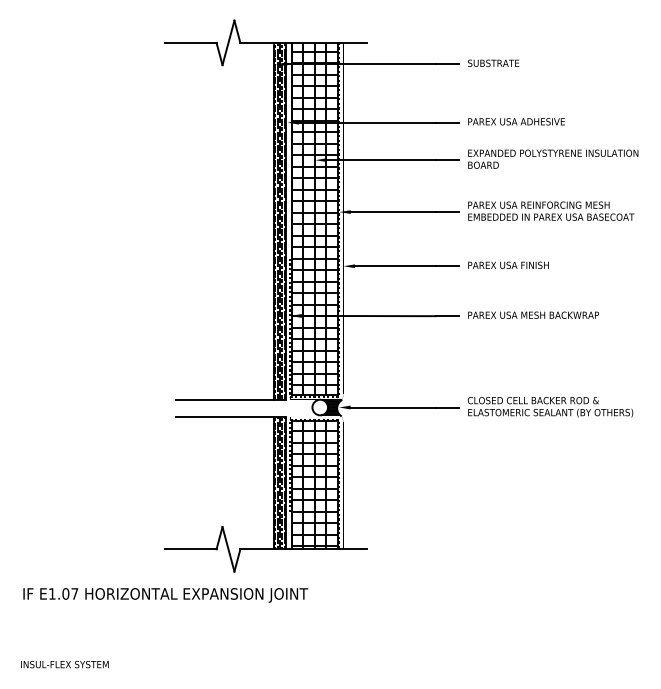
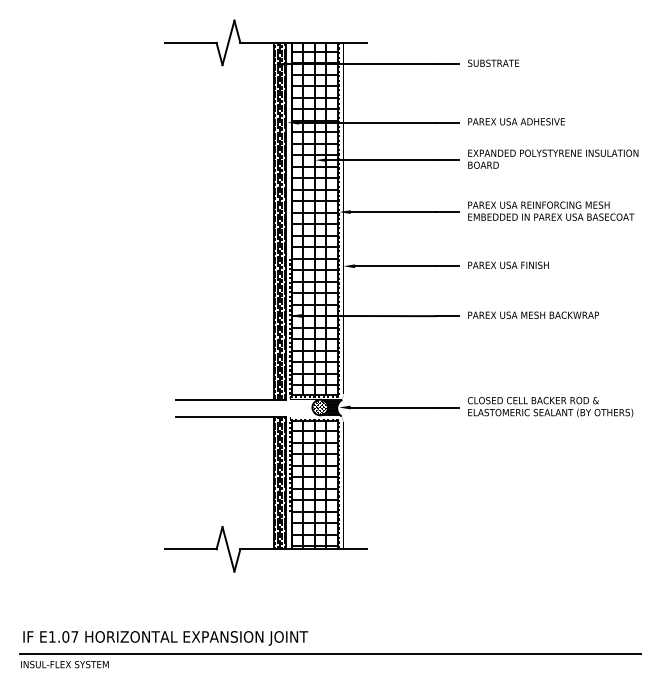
hatch: none -> present (320, 406)
text position: (165, 595) -> (165, 638) (165, 638)
line: none -> present (330, 653)
